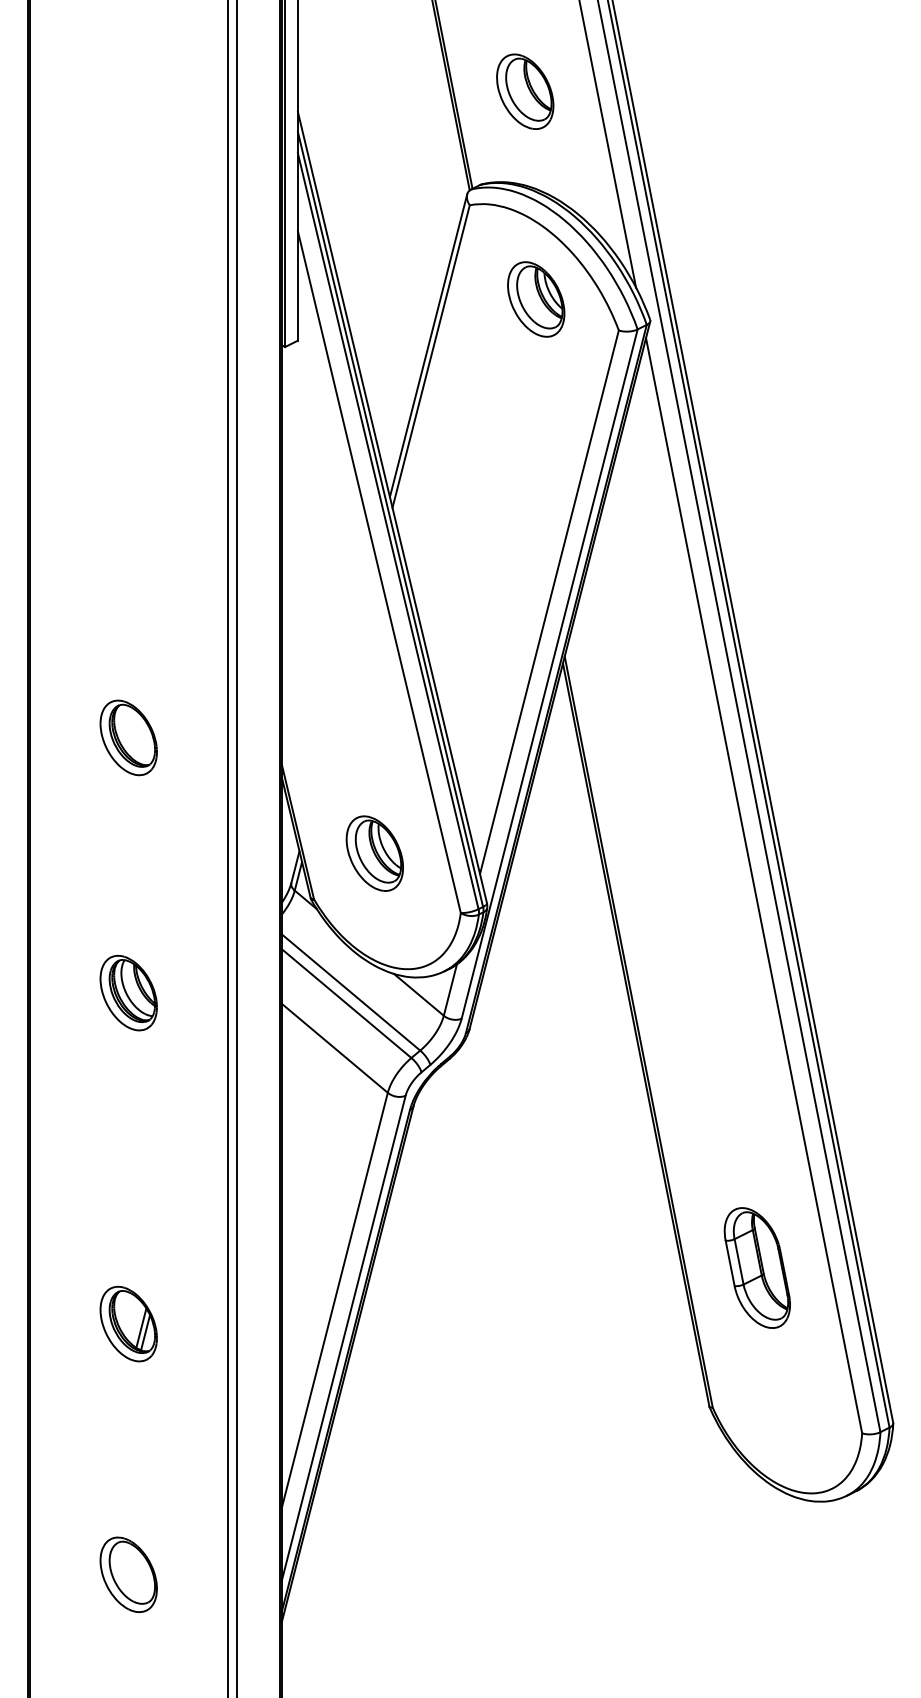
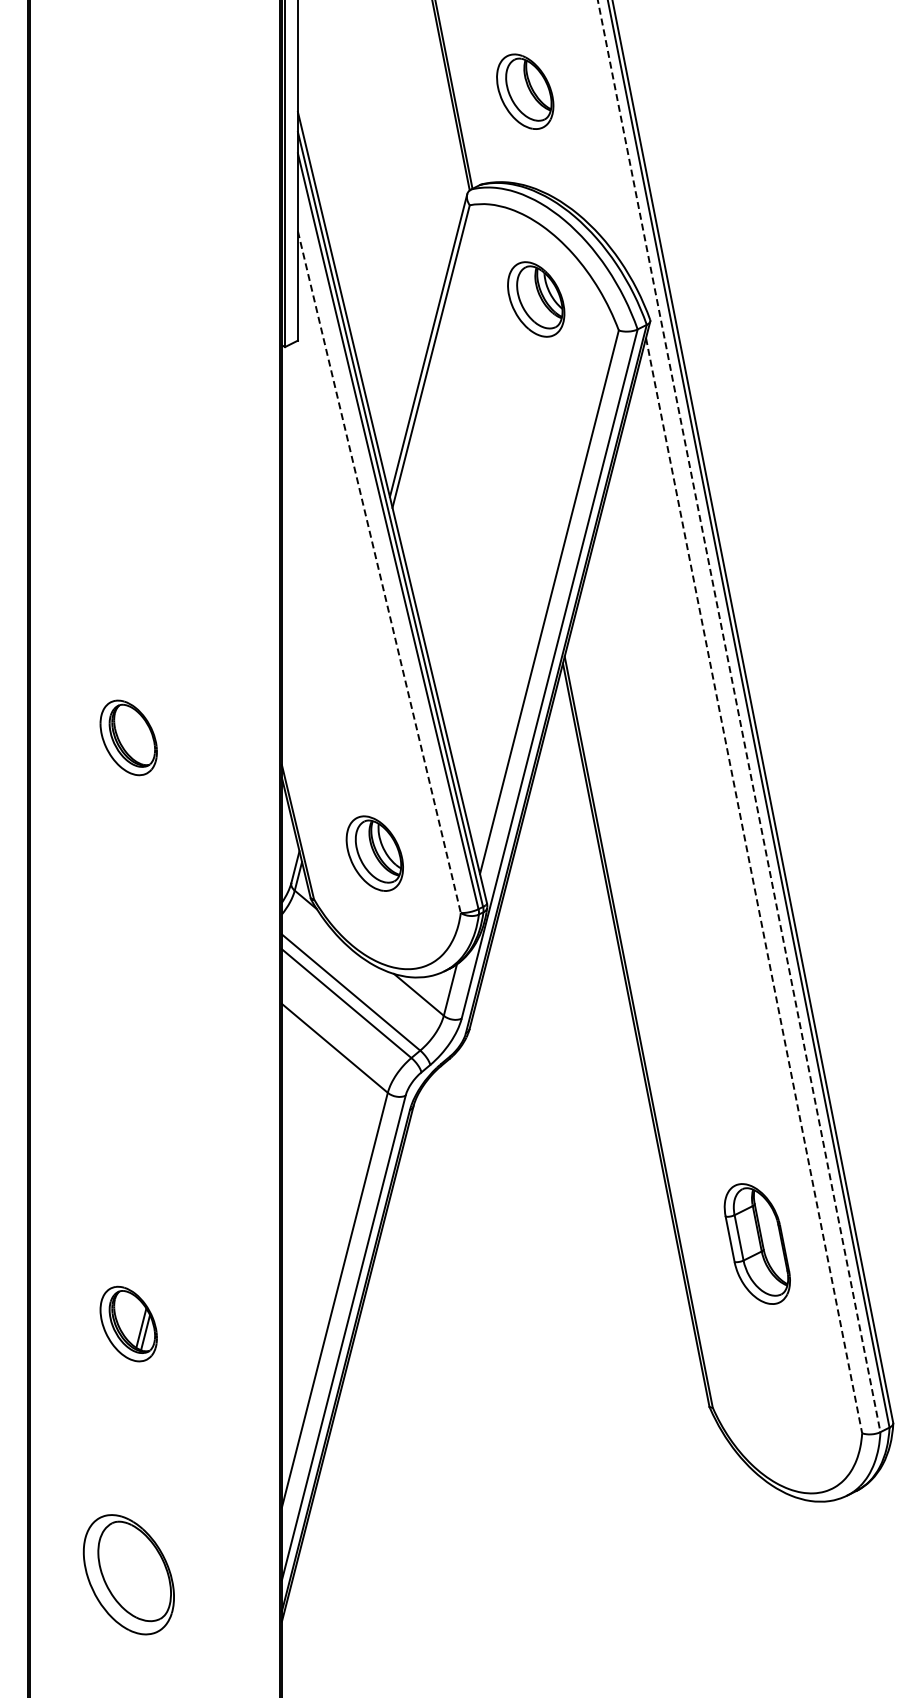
line: present -> none (607, 144)
line: solid -> dashed (379, 572)
line: solid -> dashed (739, 717)
line: present -> none (227, 848)
line: present -> none (237, 848)
line: solid -> dashed (754, 886)
part: present -> none (128, 992)
part position: (756, 1267) -> (756, 1243) (756, 1243)
part size: 59x78 px -> 93x122 px (128, 1574)
